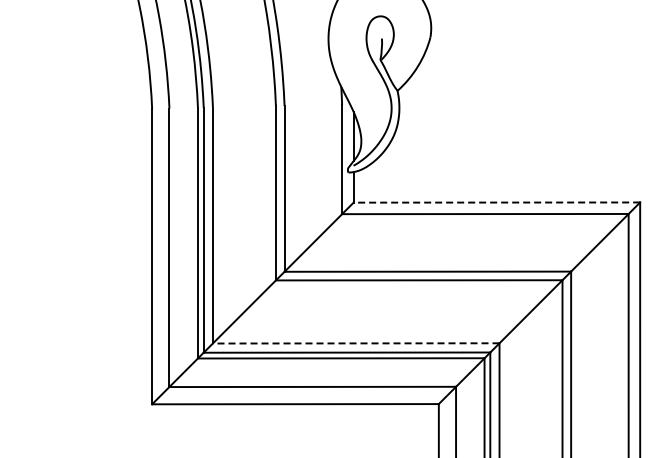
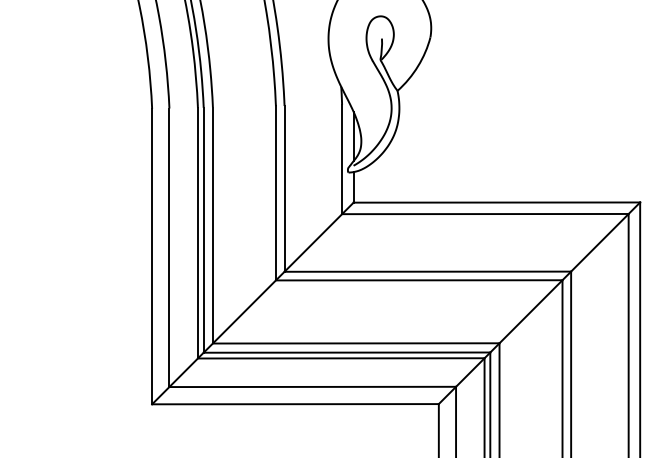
line: dashed -> solid (496, 202)
line: dashed -> solid (355, 343)
